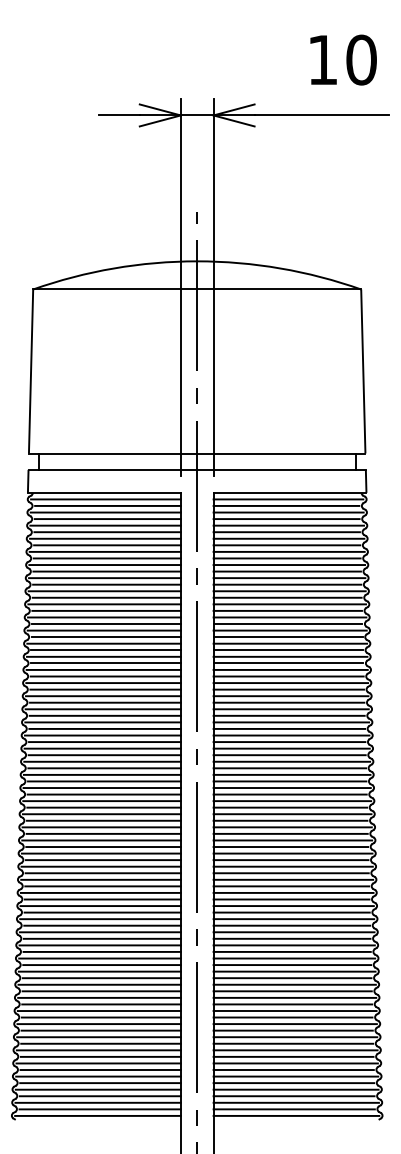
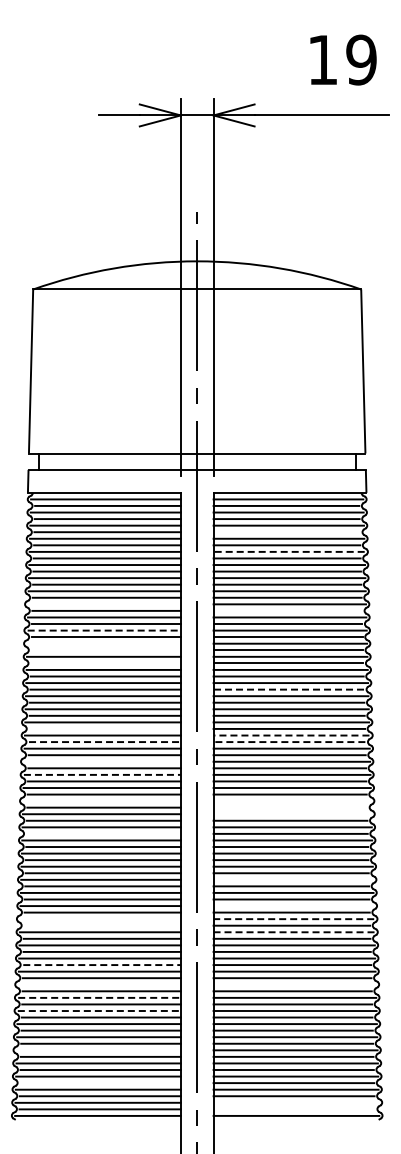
text: 10 -> 19 (361, 59)
line: present -> none (286, 532)
line: solid -> dashed (289, 551)
line: present -> none (104, 604)
line: present -> none (287, 610)
line: solid -> dashed (104, 630)
line: present -> none (103, 643)
line: present -> none (105, 650)
line: present -> none (105, 663)
line: solid -> dashed (288, 689)
line: present -> none (104, 728)
line: solid -> dashed (291, 735)
line: solid -> dashed (104, 742)
line: solid -> dashed (289, 742)
line: present -> none (102, 761)
line: solid -> dashed (102, 774)
line: present -> none (101, 801)
line: present -> none (292, 801)
line: present -> none (290, 807)
line: present -> none (292, 814)
line: present -> none (103, 833)
line: present -> none (293, 879)
line: present -> none (293, 906)
line: present -> none (100, 919)
line: solid -> dashed (293, 919)
line: present -> none (102, 925)
line: solid -> dashed (293, 932)
line: solid -> dashed (102, 965)
line: present -> none (99, 984)
line: present -> none (294, 984)
line: solid -> dashed (99, 997)
line: solid -> dashed (99, 1011)
line: present -> none (98, 1050)
line: present -> none (100, 1083)
line: present -> none (295, 1102)
line: present -> none (293, 1109)
